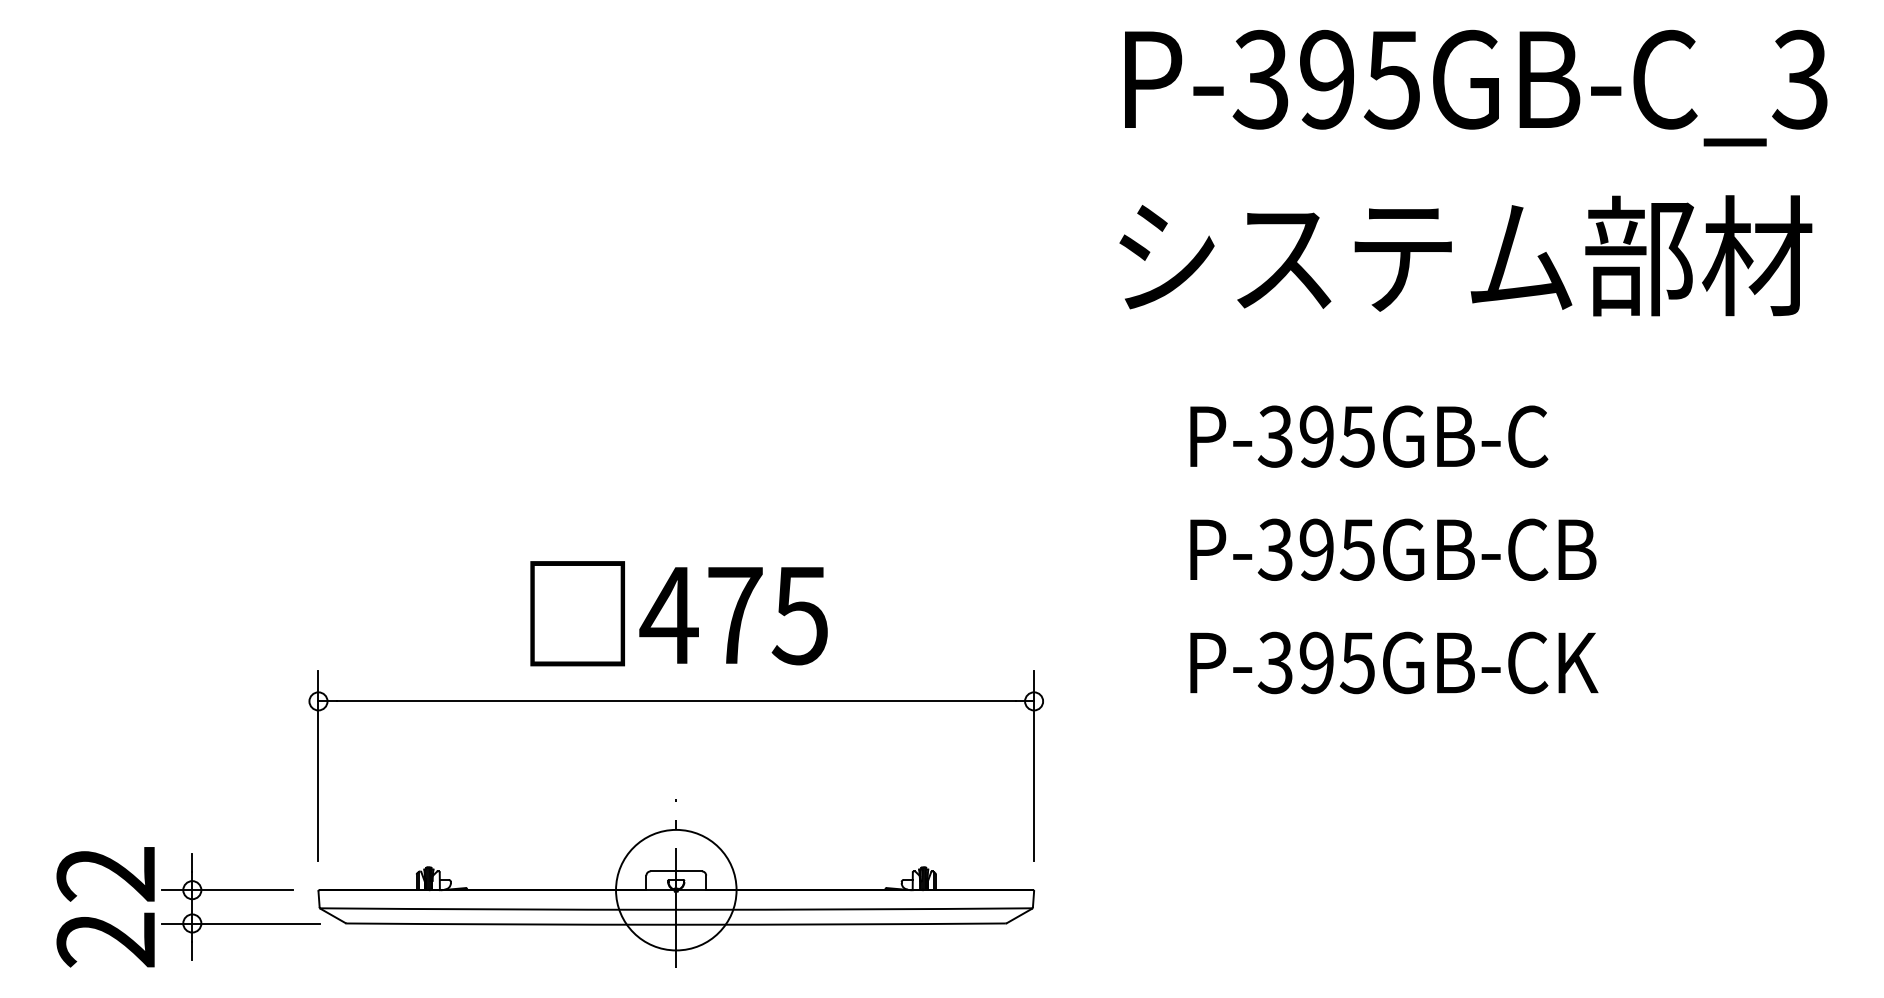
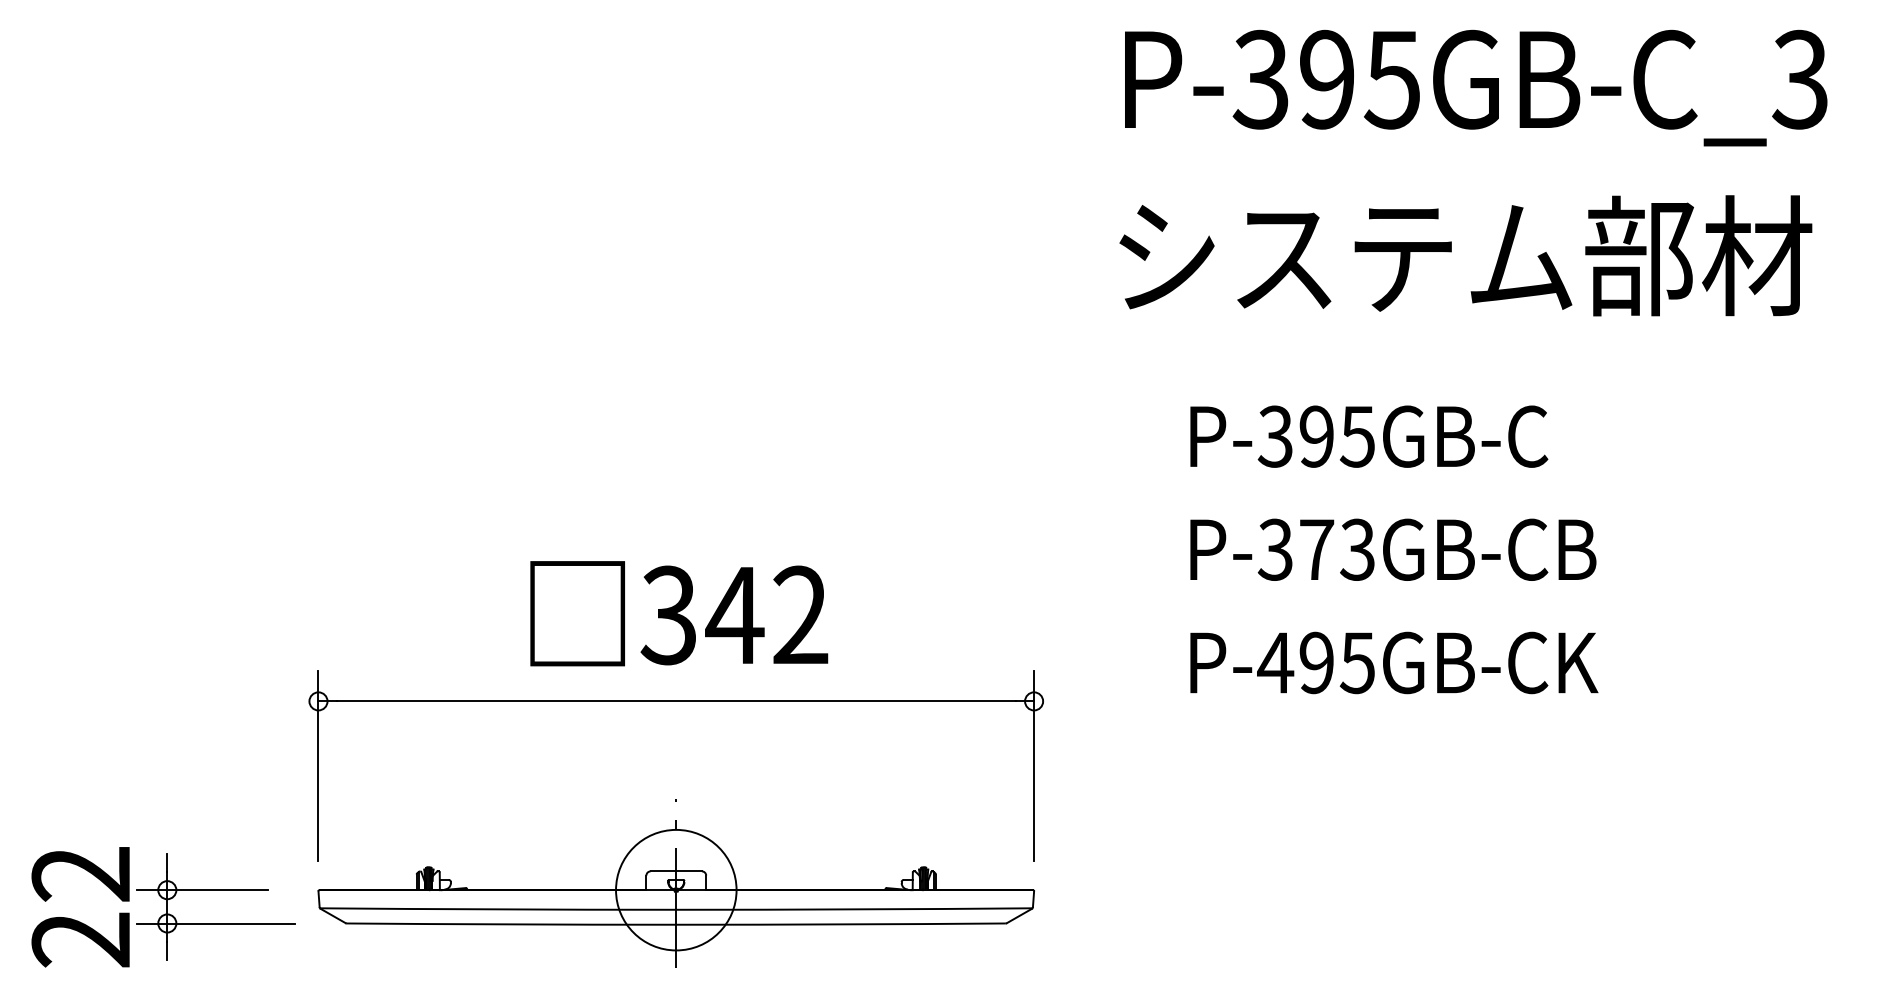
text: P-395GB-CB -> P-373GB-CB (1336, 549)
text: 475 -> 342 (733, 615)
text: P-395GB-CK -> P-495GB-CK (1275, 662)
part position: (188, 907) -> (163, 907) (163, 907)
